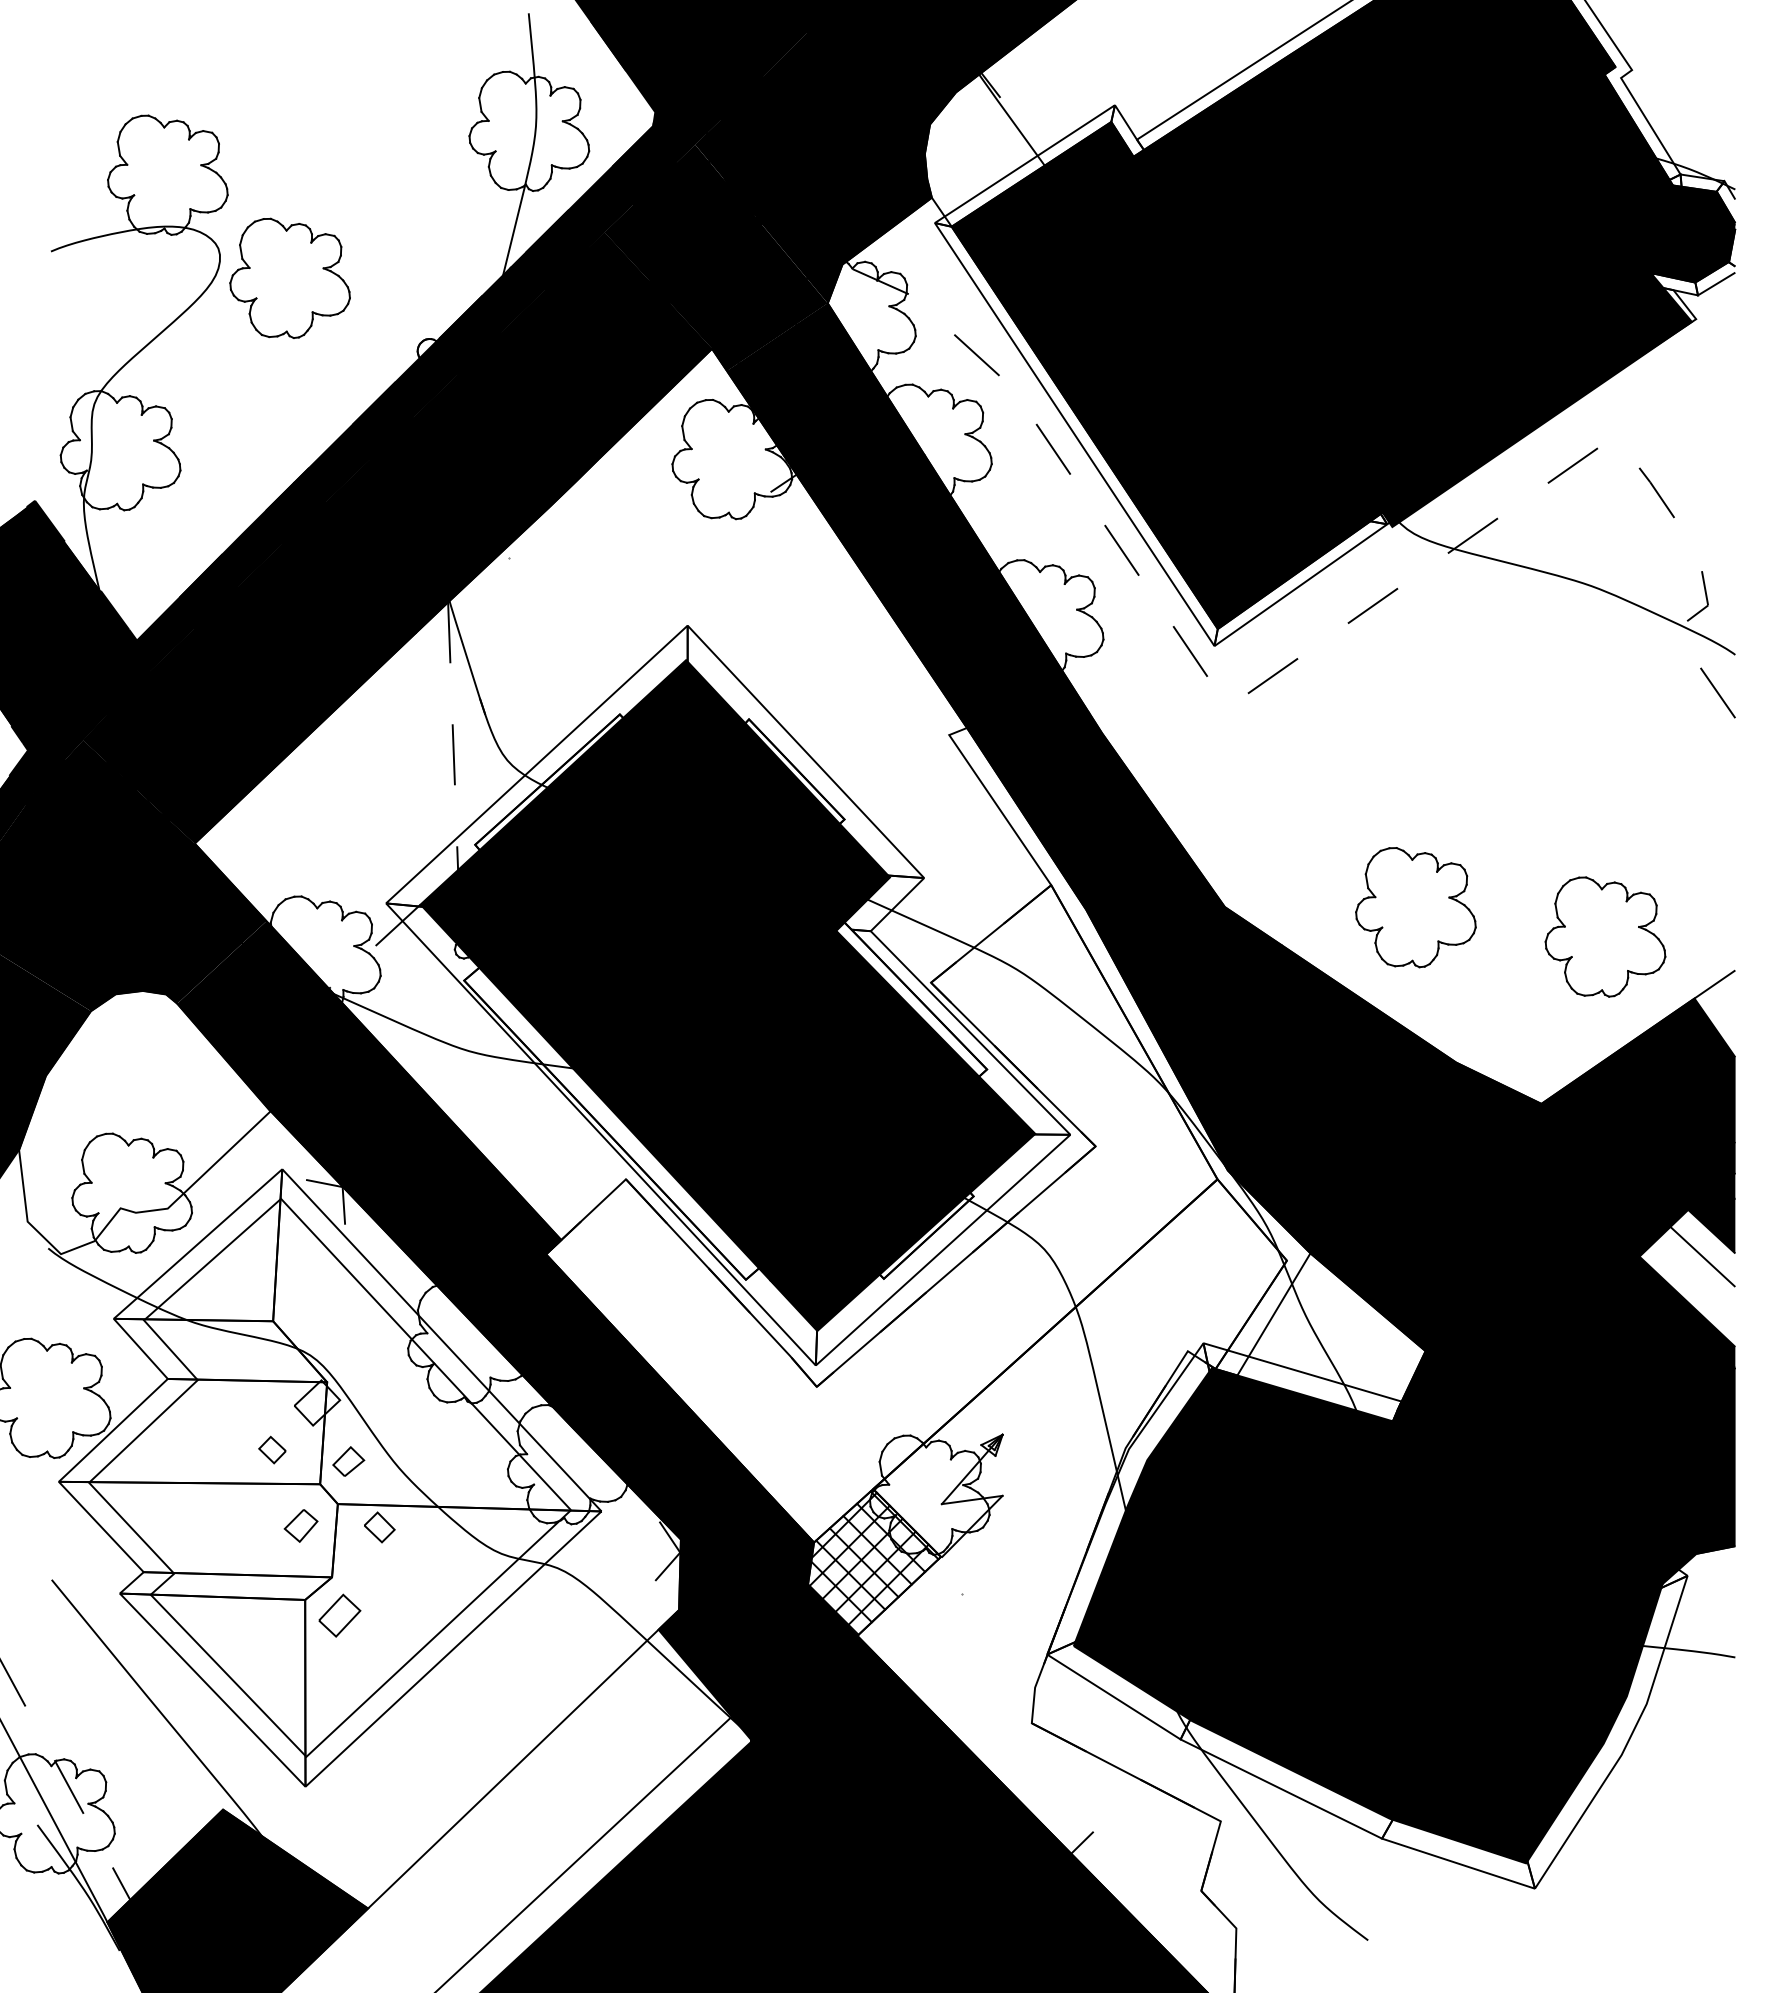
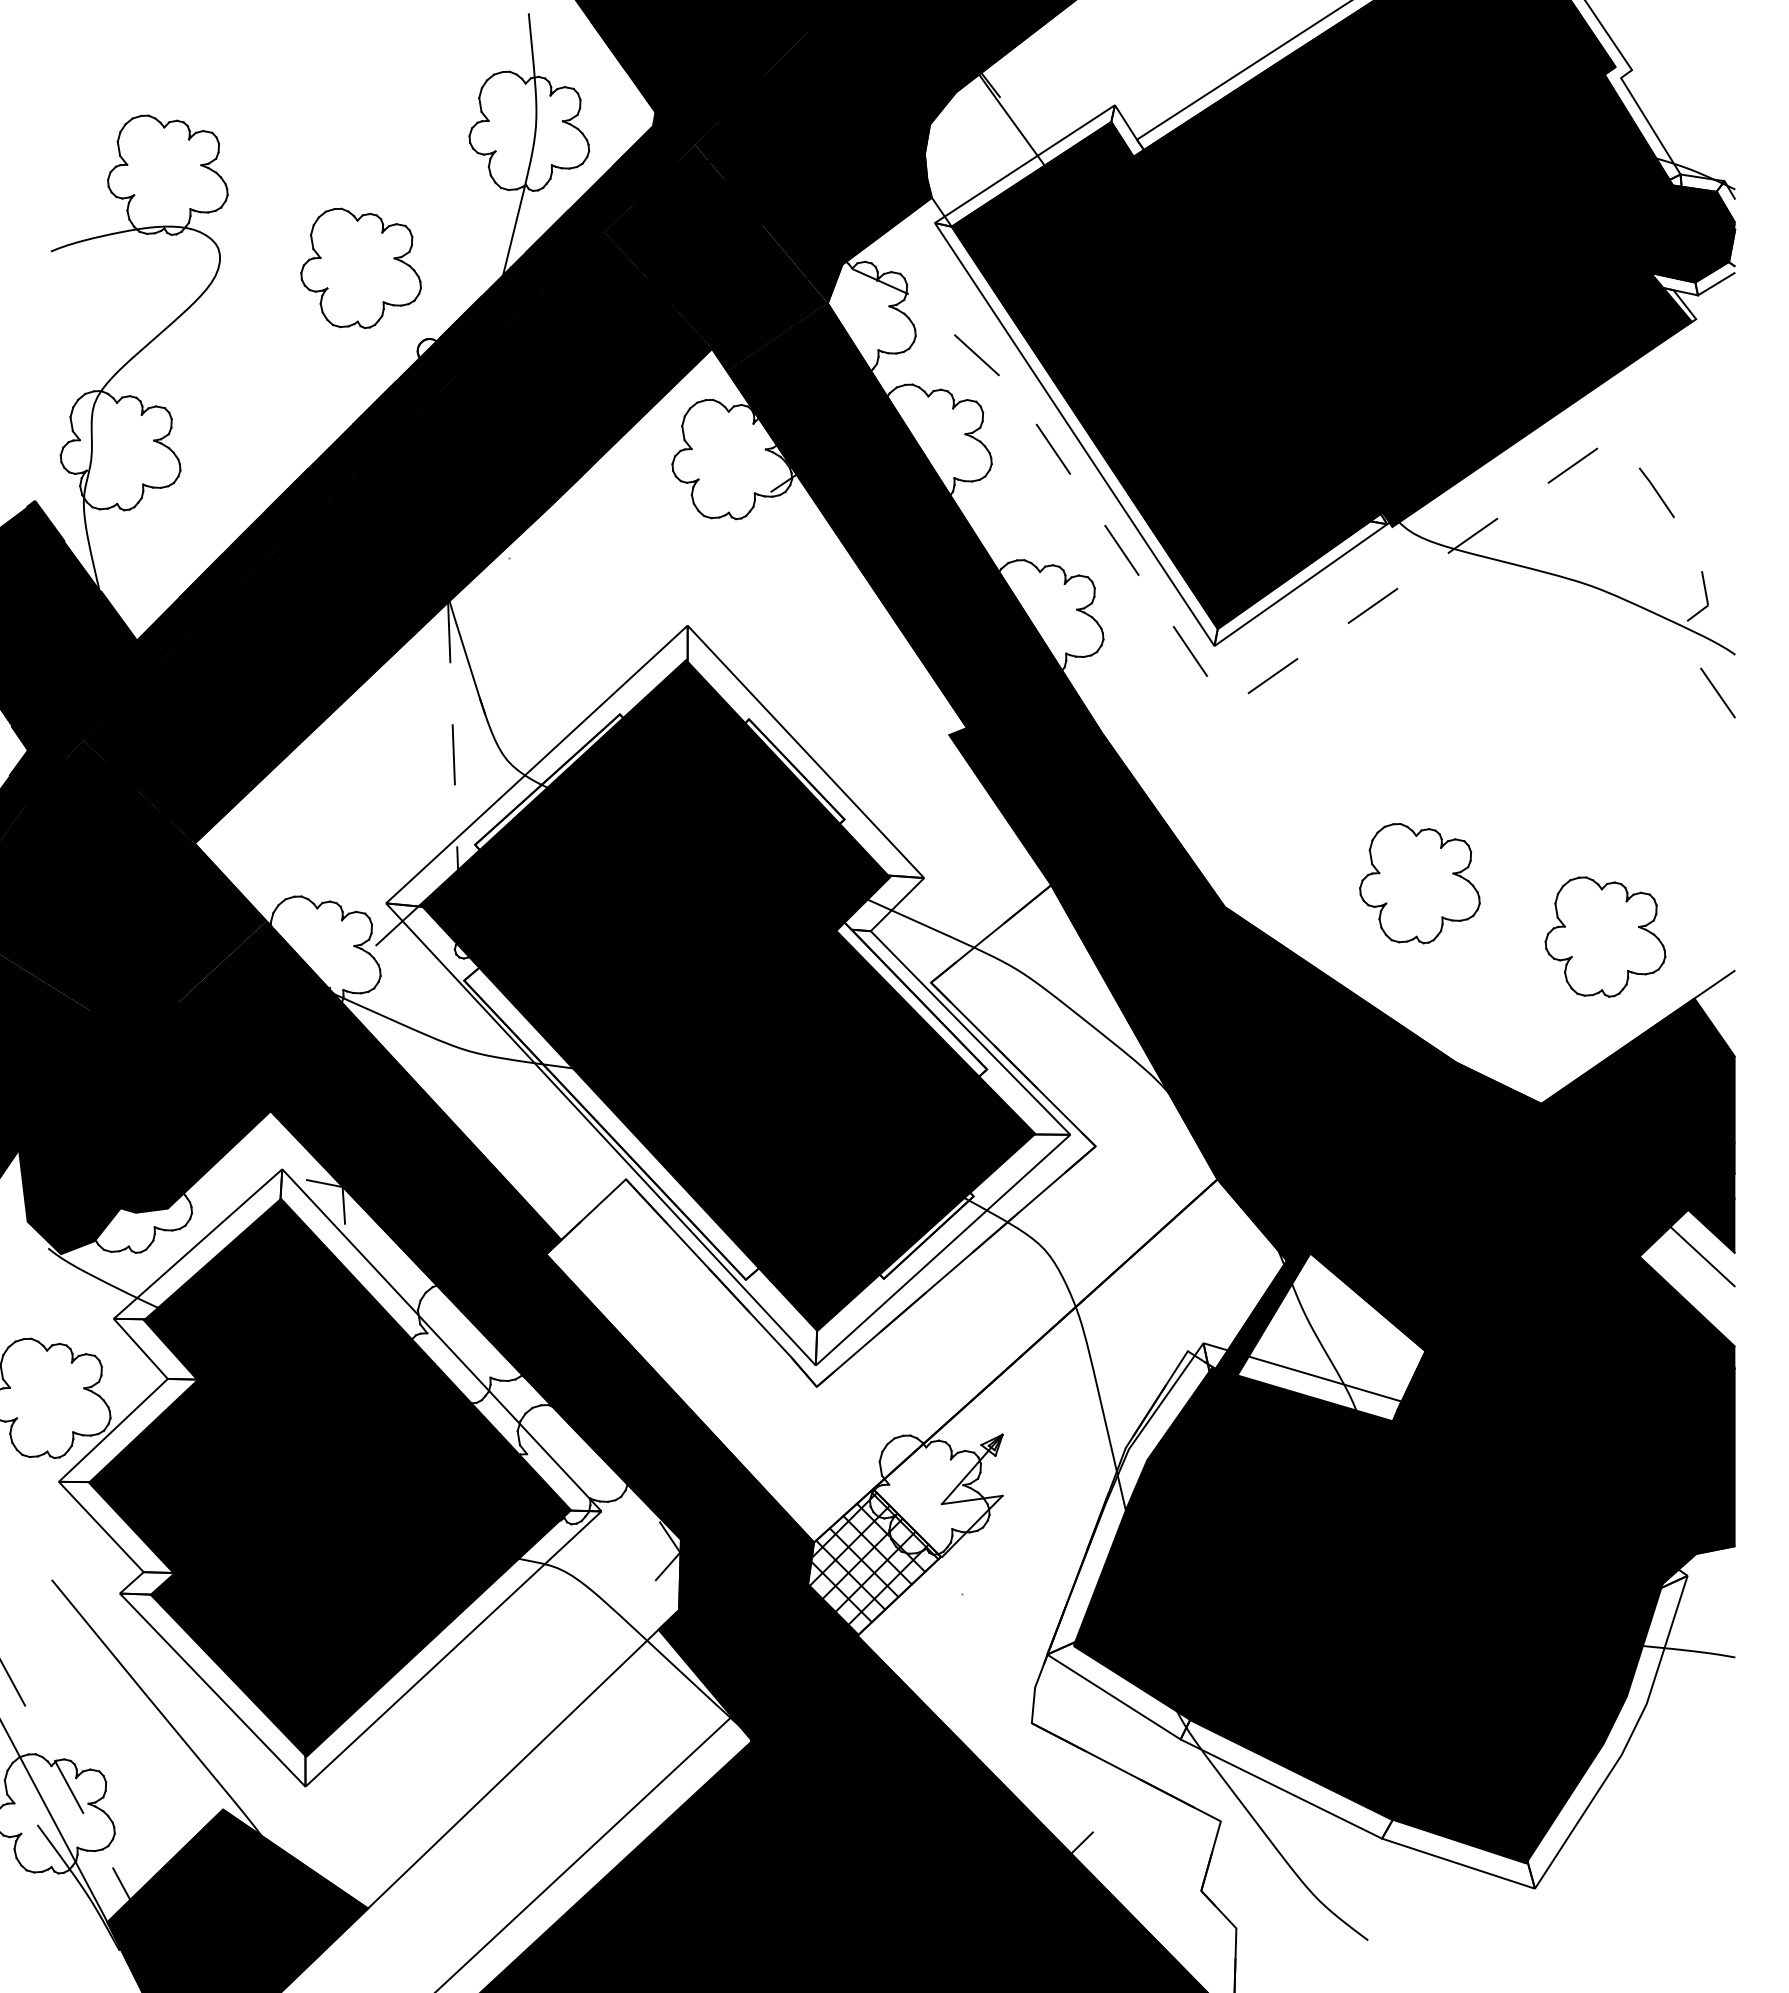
part position: (289, 277) -> (360, 267) (360, 267)
part position: (1415, 907) -> (1419, 883) (1419, 883)
fill: none -> present (1129, 1051)
fill: none -> present (144, 1122)
fill: none -> present (330, 1477)
